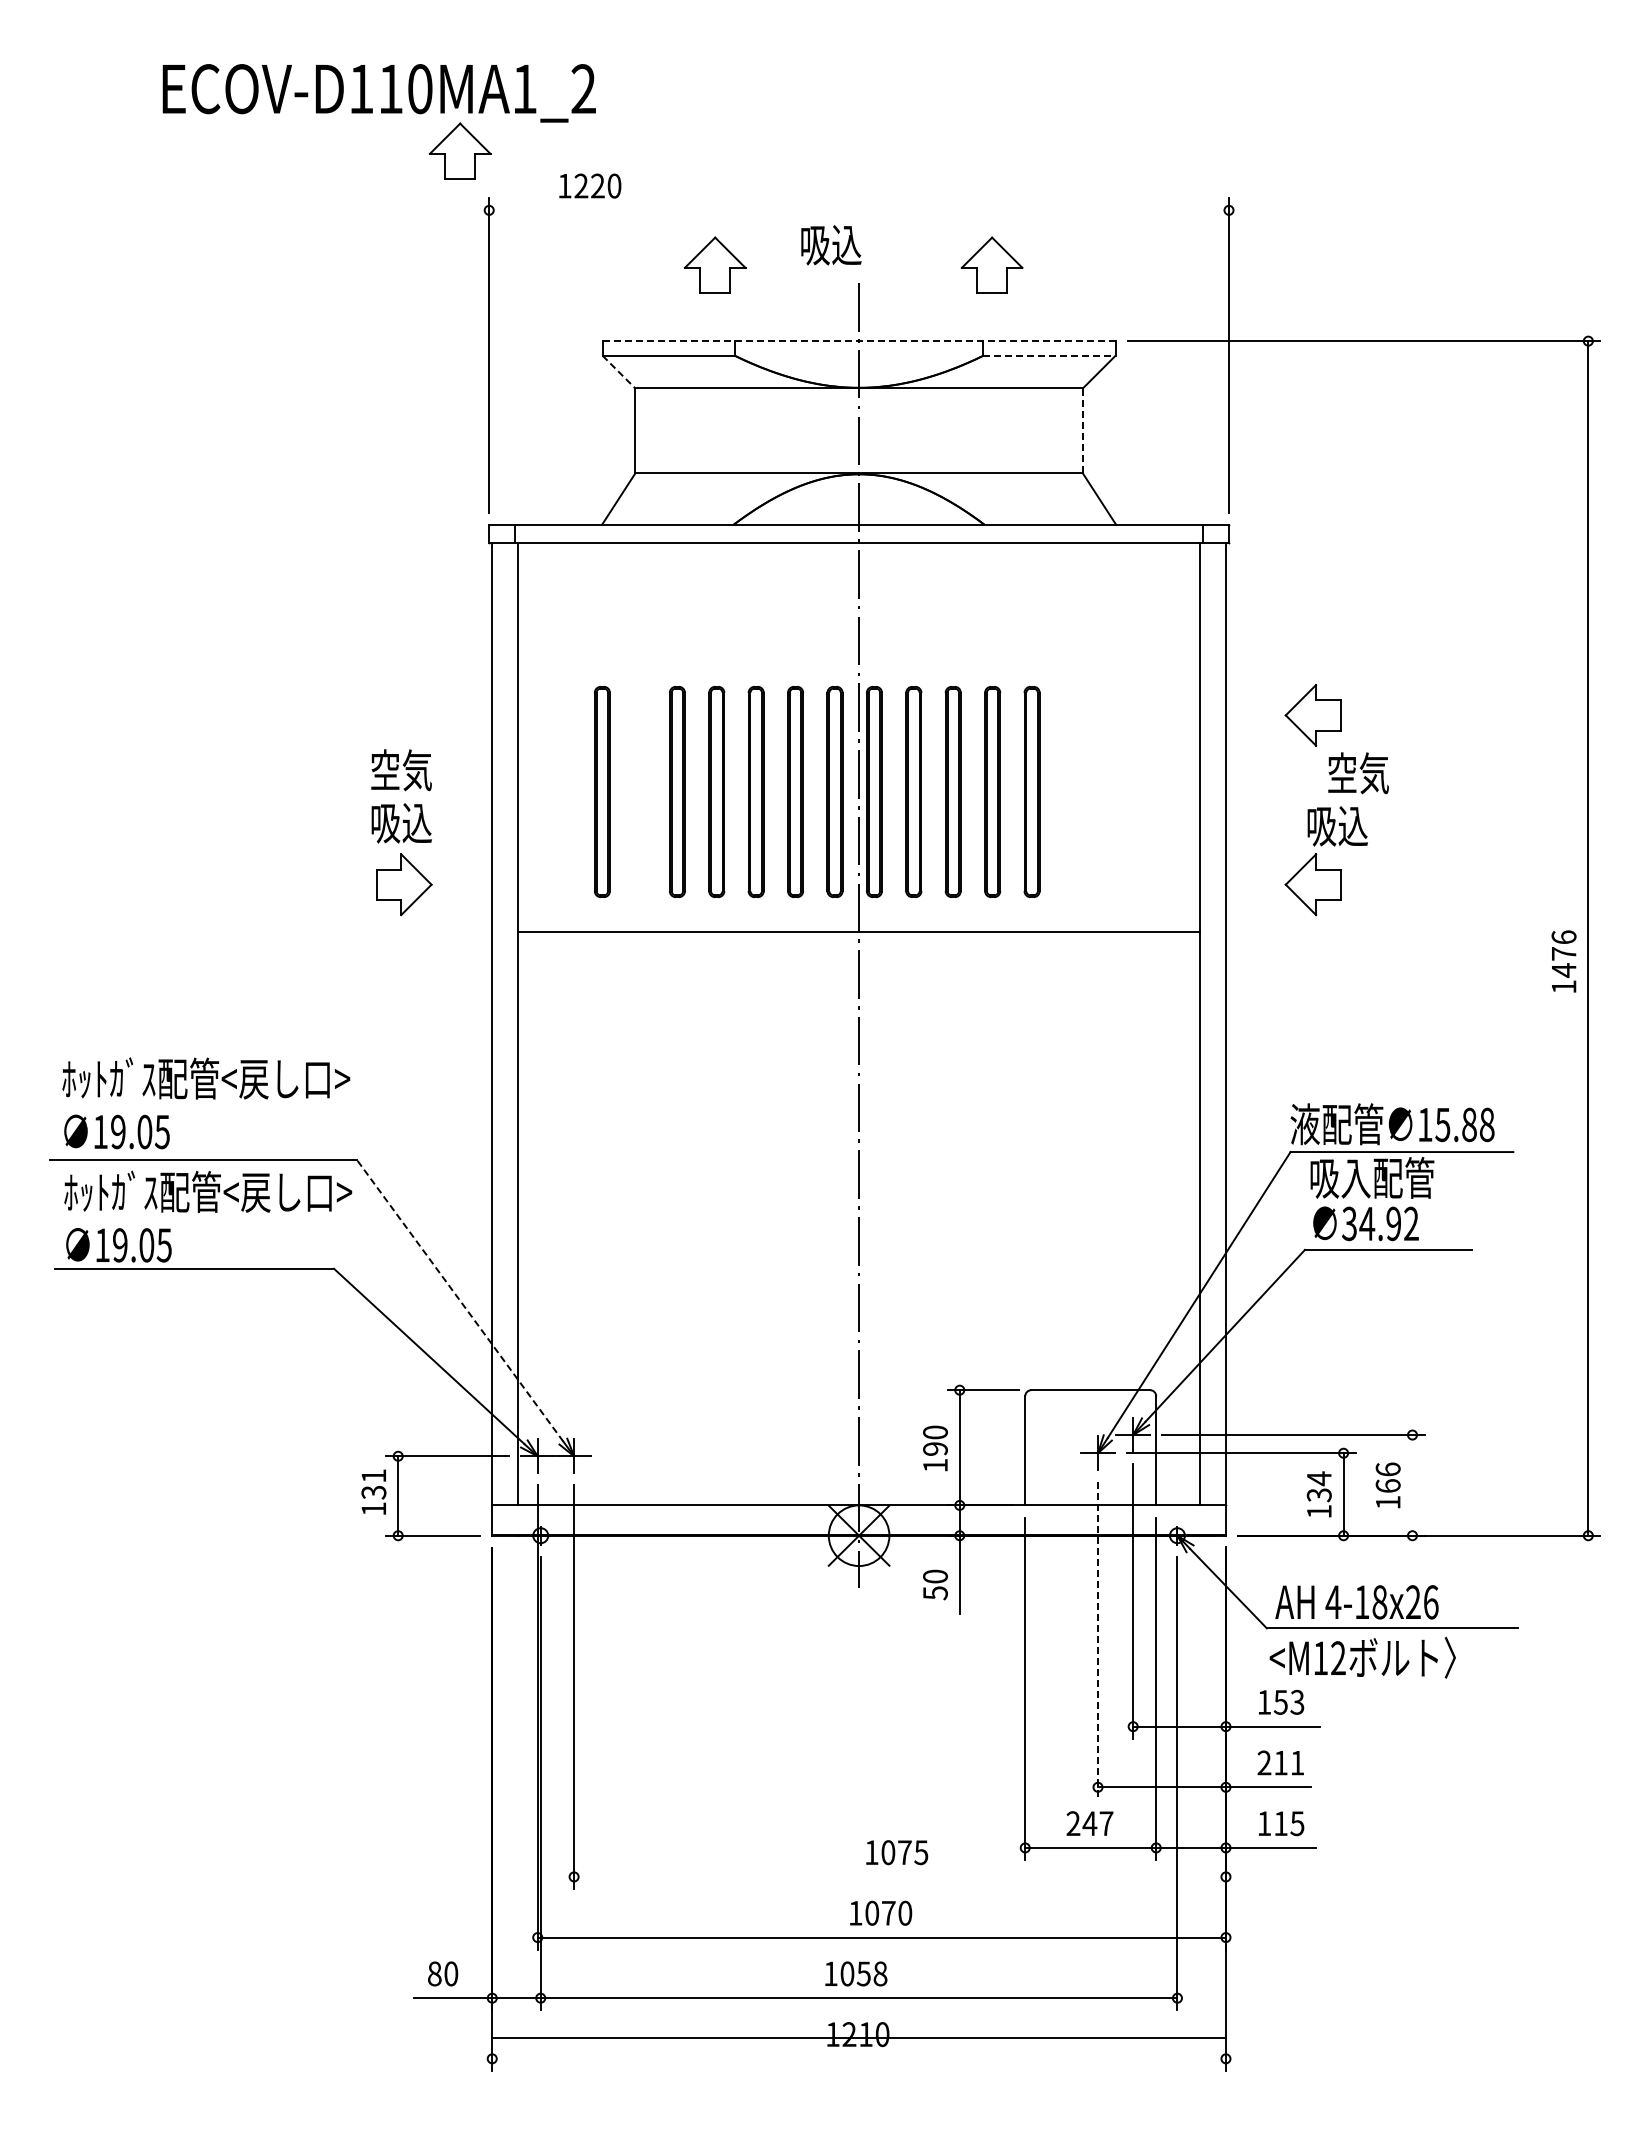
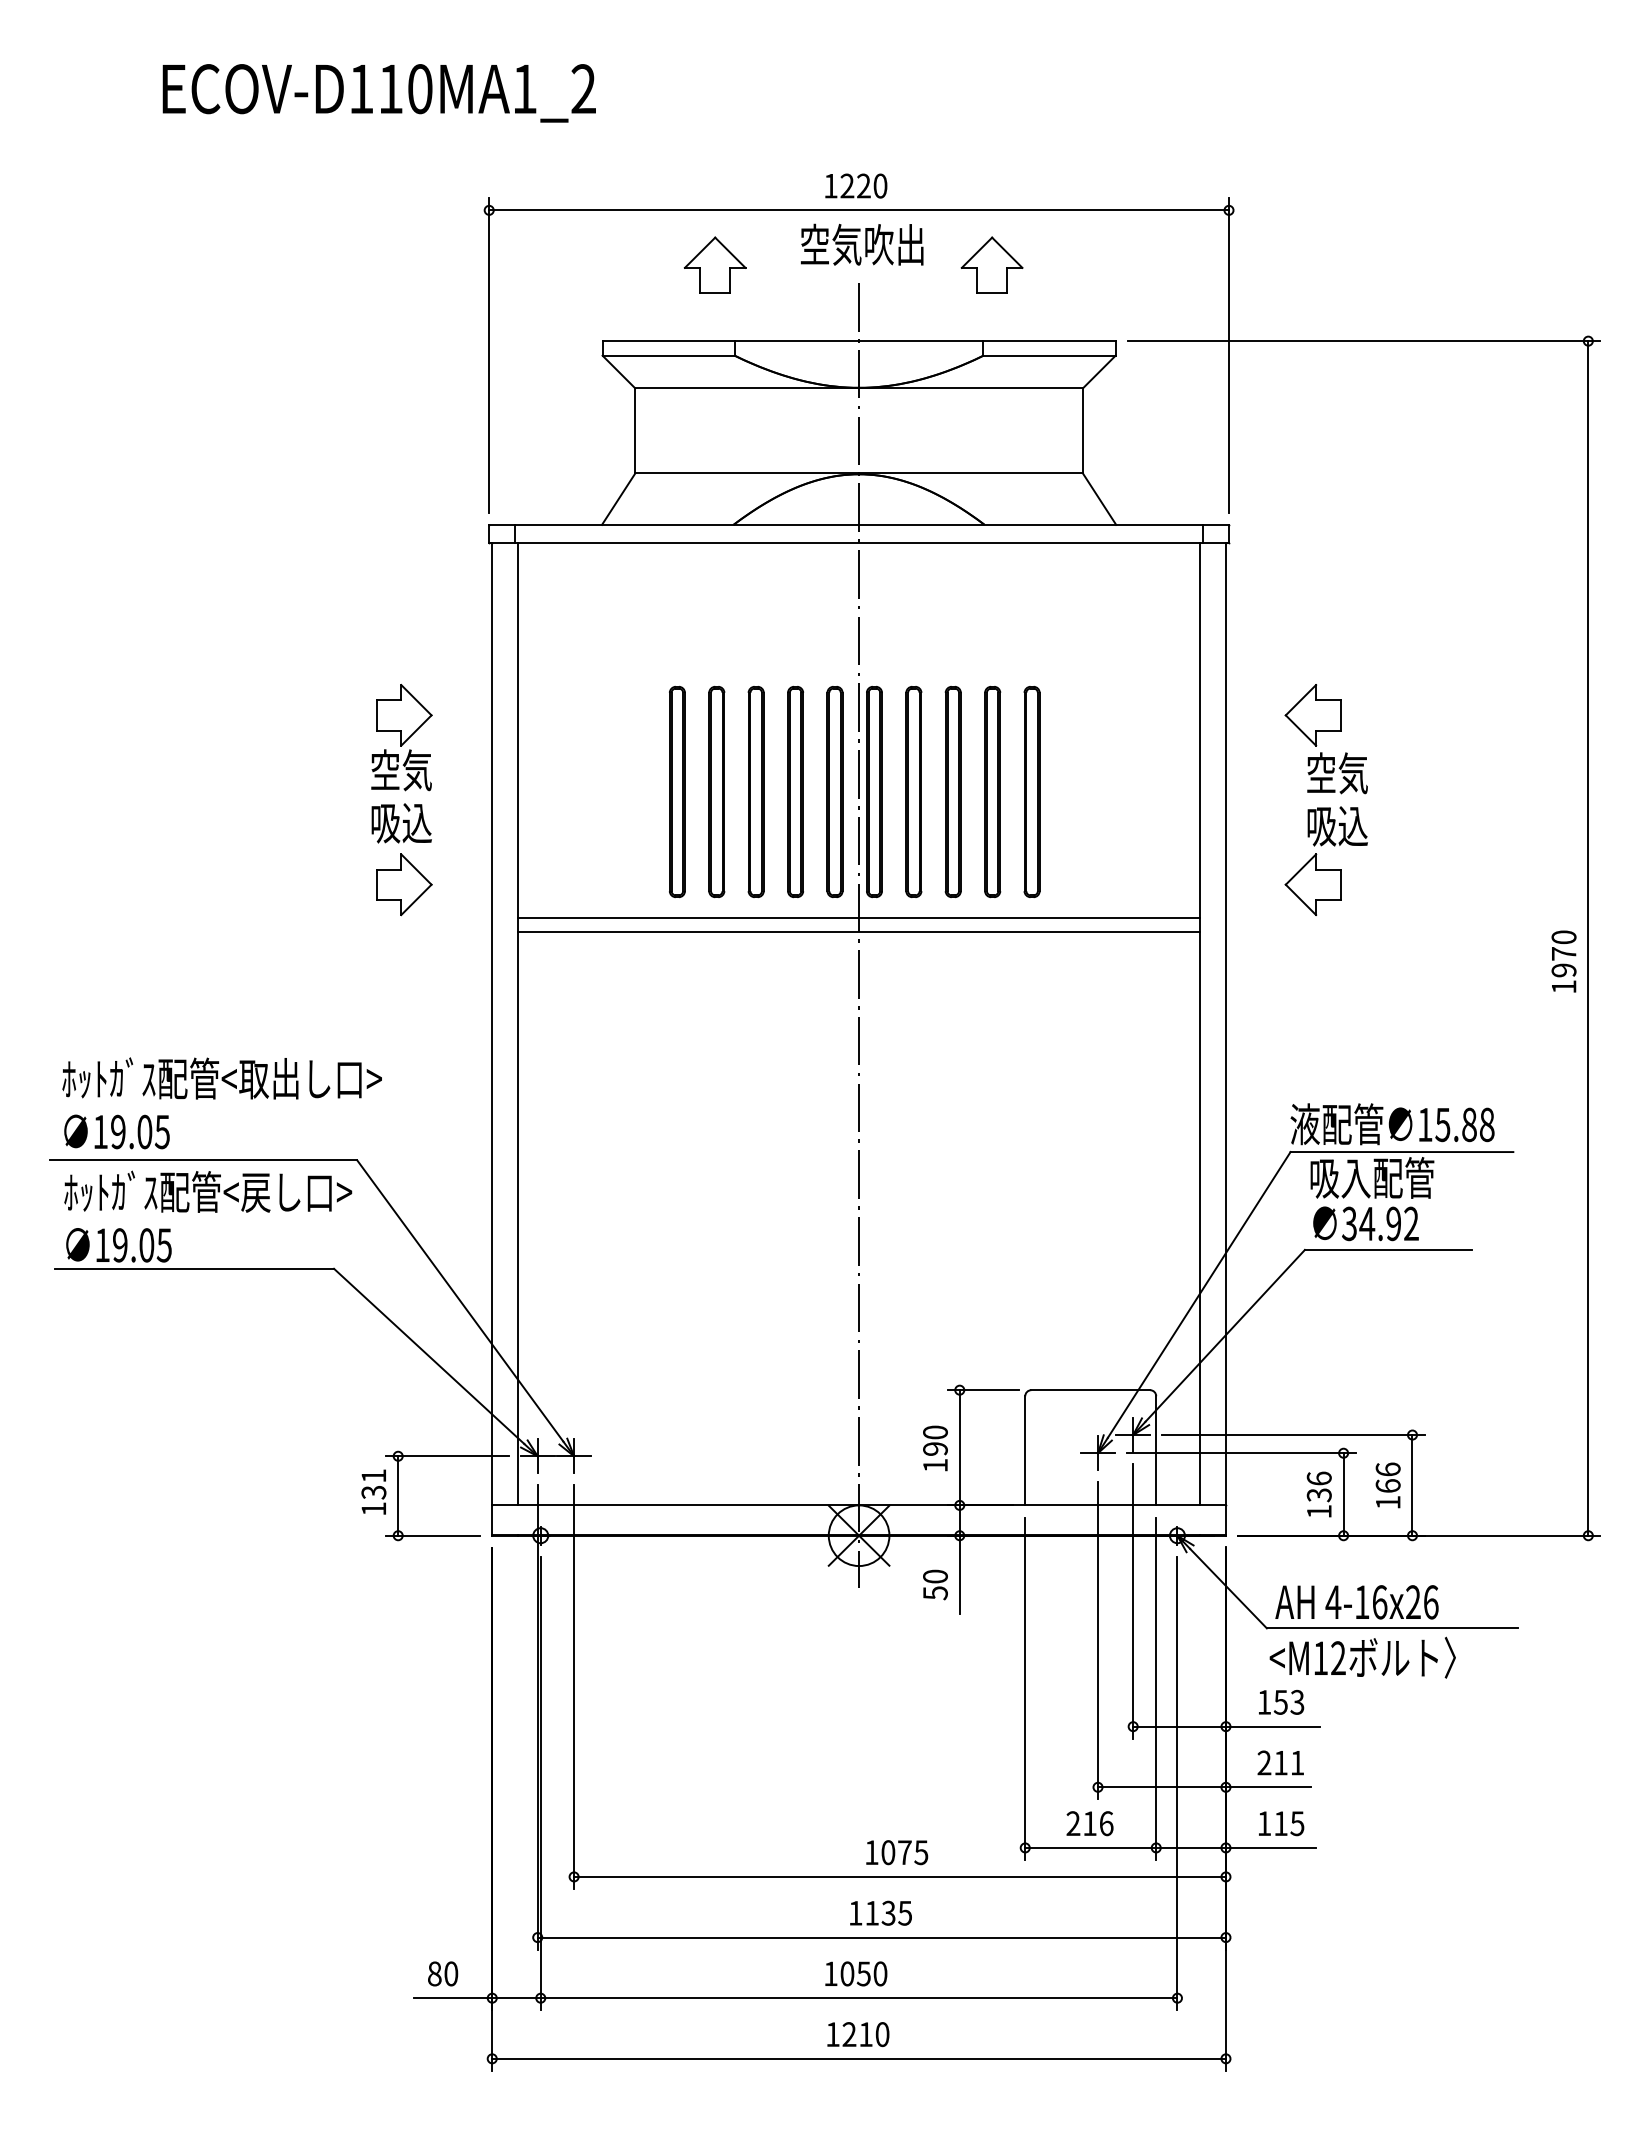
part: present -> none (459, 150)
text position: (590, 185) -> (856, 185) (856, 185)
line: none -> present (858, 210)
text: 吸込 -> 空気吹出 (861, 244)
line: dashed -> solid (859, 341)
line: dashed -> solid (1050, 355)
line: dashed -> solid (619, 372)
line: dashed -> solid (1082, 430)
part: none -> present (404, 715)
text position: (1358, 773) -> (1337, 773) (1337, 773)
part: present -> none (602, 791)
line: none -> present (858, 918)
text: 1476 -> 1970 (1563, 953)
text: ﾎｯﾄｶﾞｽ配管<戻し口> -> ﾎｯﾄｶﾞｽ配管<取出し口> (310, 1078)
line: dashed -> solid (460, 1300)
text: 134 -> 136 (1318, 1478)
line: none -> present (1412, 1485)
text: 4-18x26 -> 4-16x26 (1379, 1602)
line: dashed -> solid (1098, 1640)
text: 247 -> 216 (1097, 1823)
line: none -> present (899, 1876)
text: 1070 -> 1135 (888, 1912)
text: 1058 -> 1050 (880, 1974)
line position: (858, 2037) -> (858, 2058) (858, 2058)
